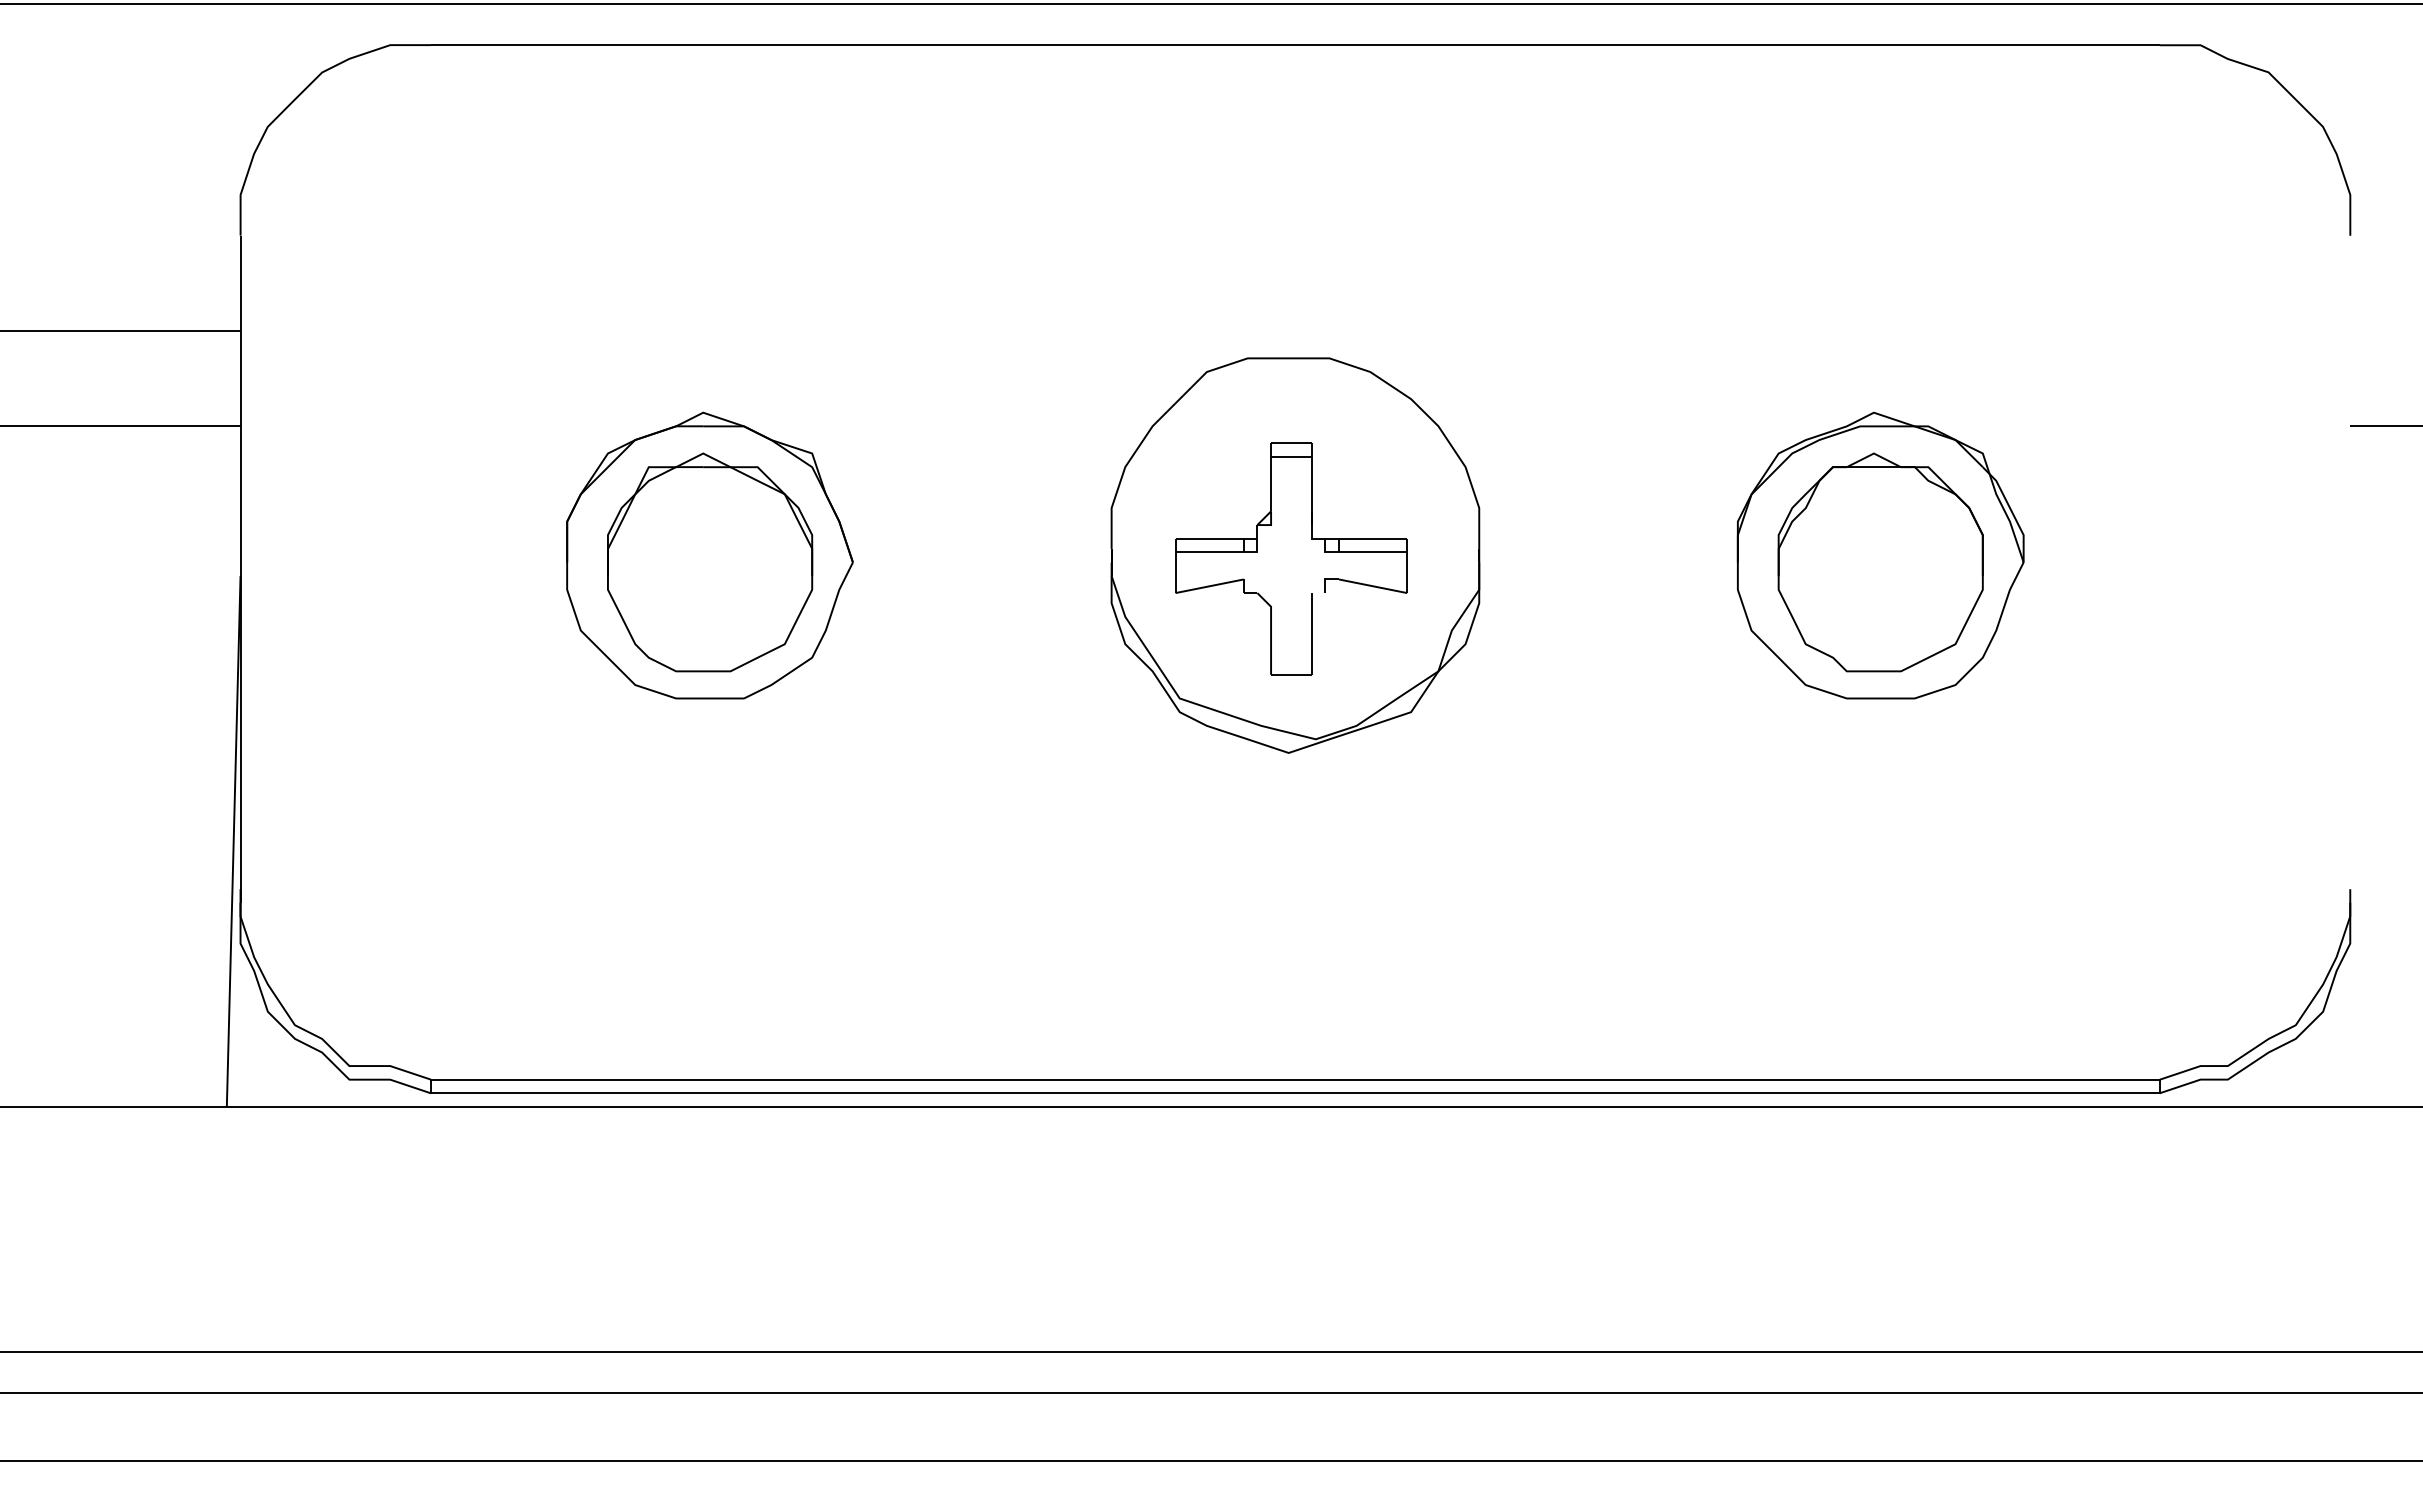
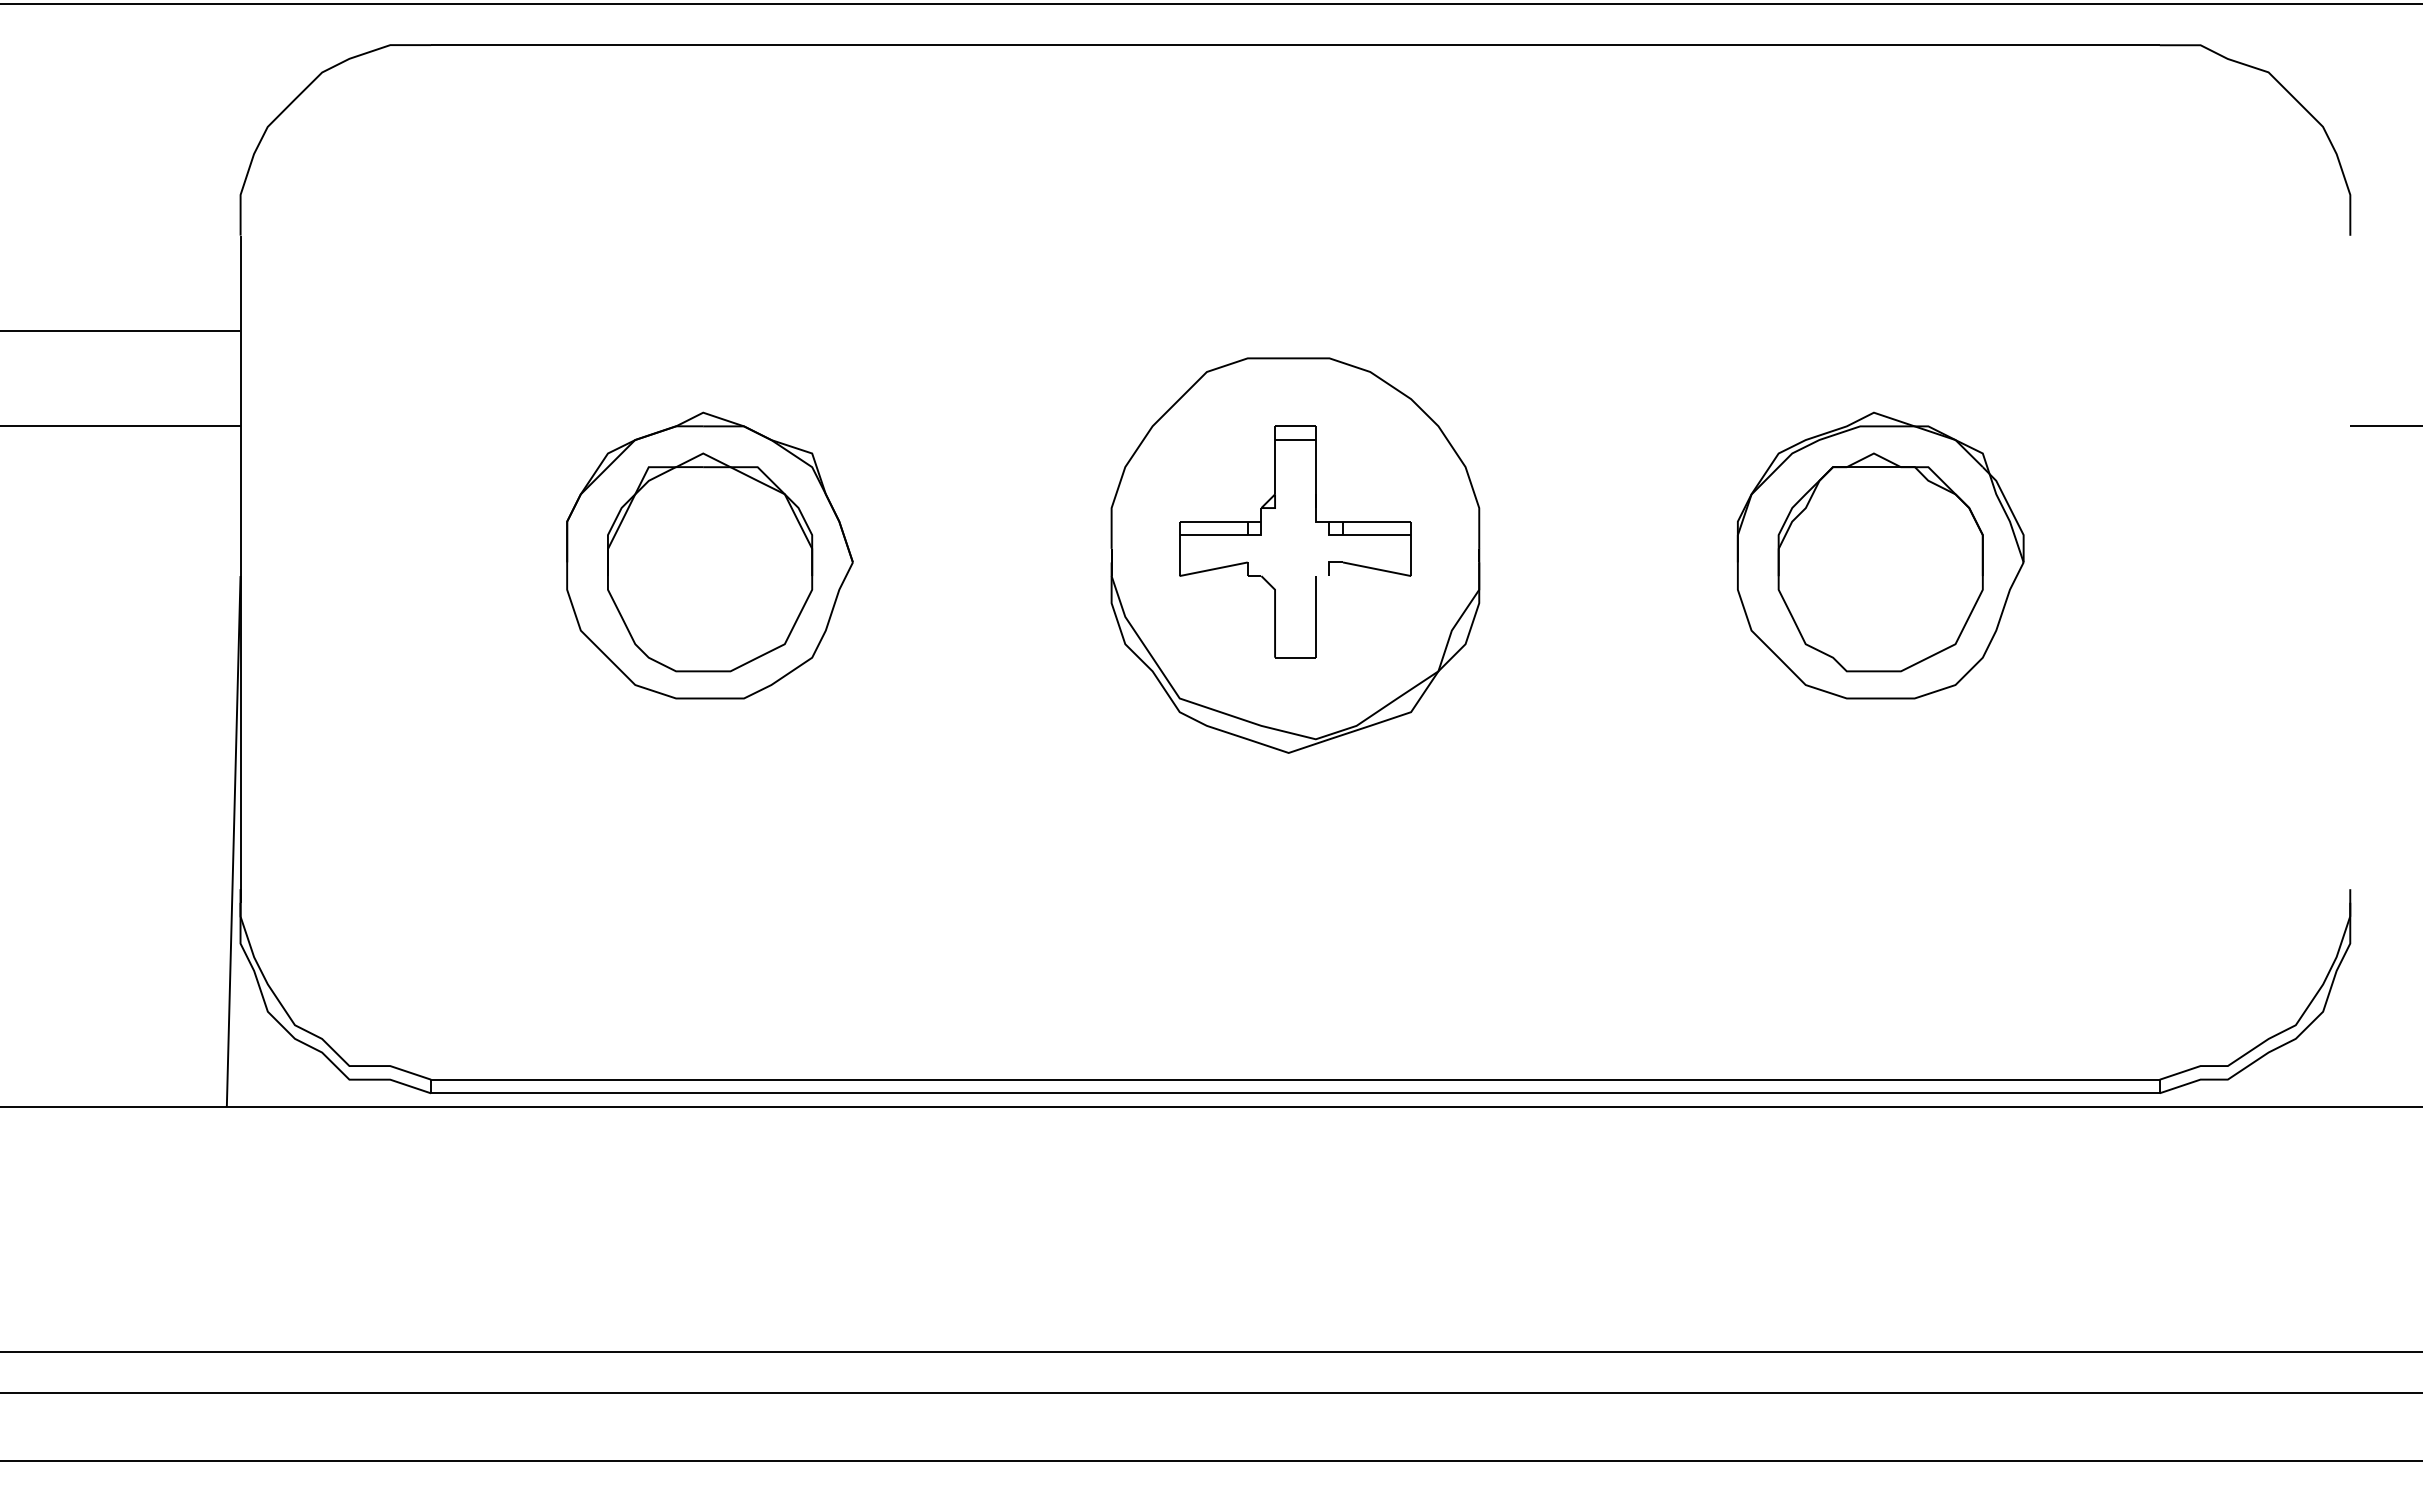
part position: (1311, 539) -> (1315, 522) (1315, 522)
